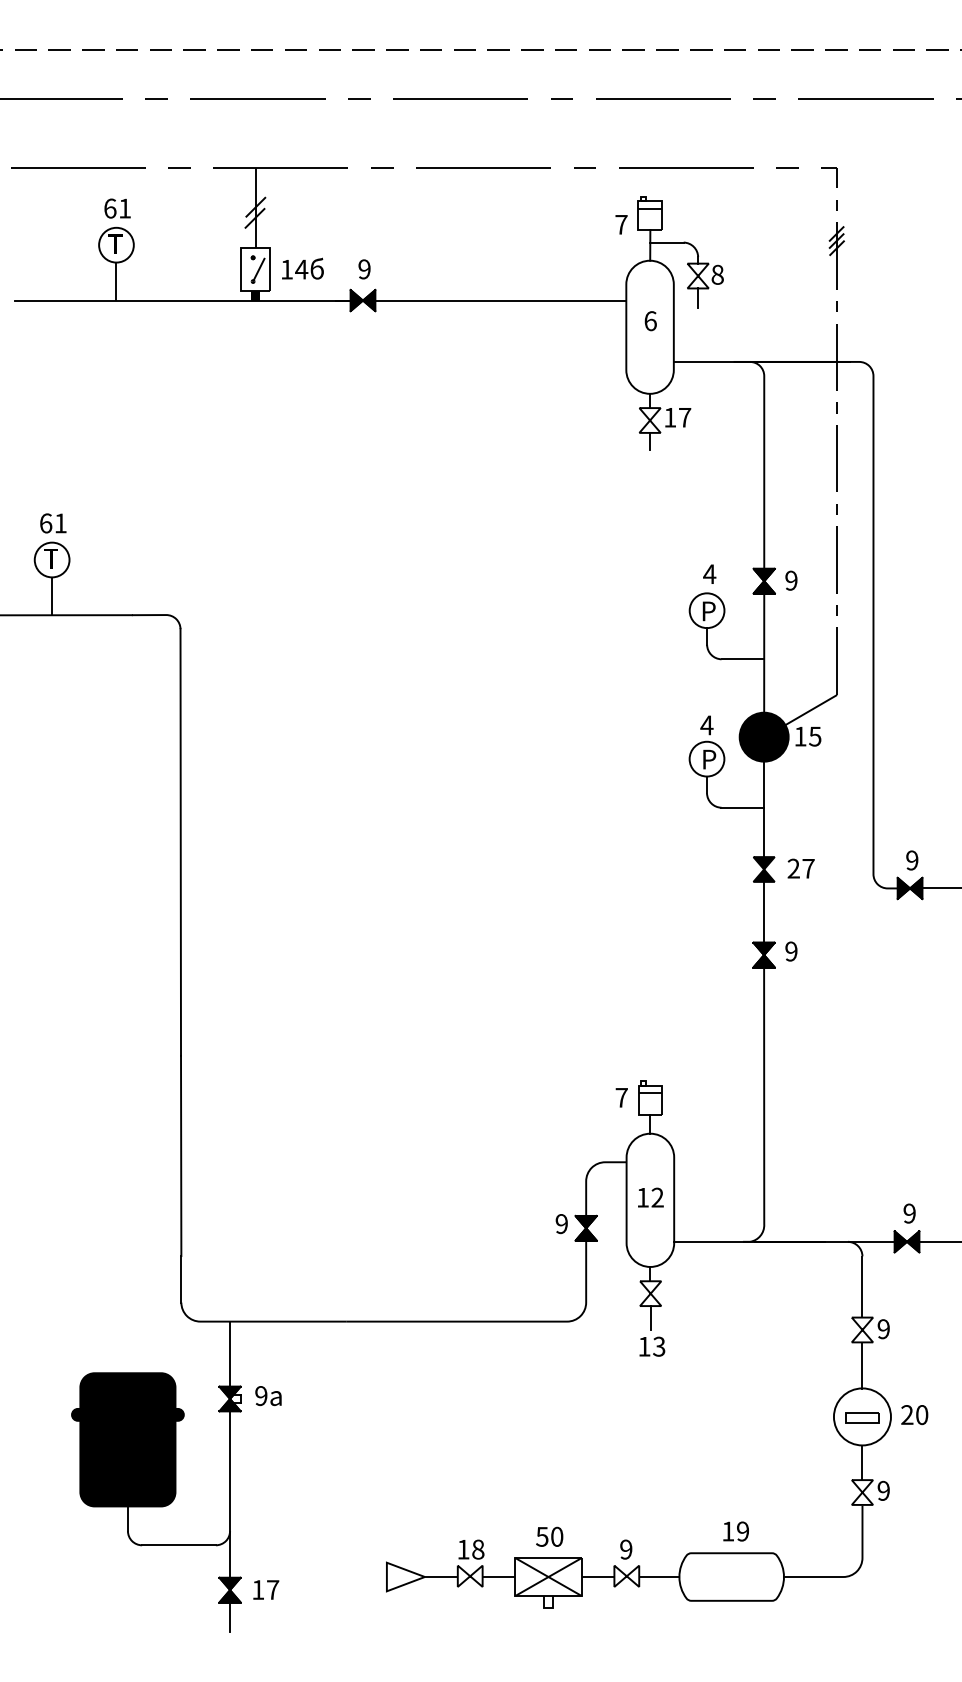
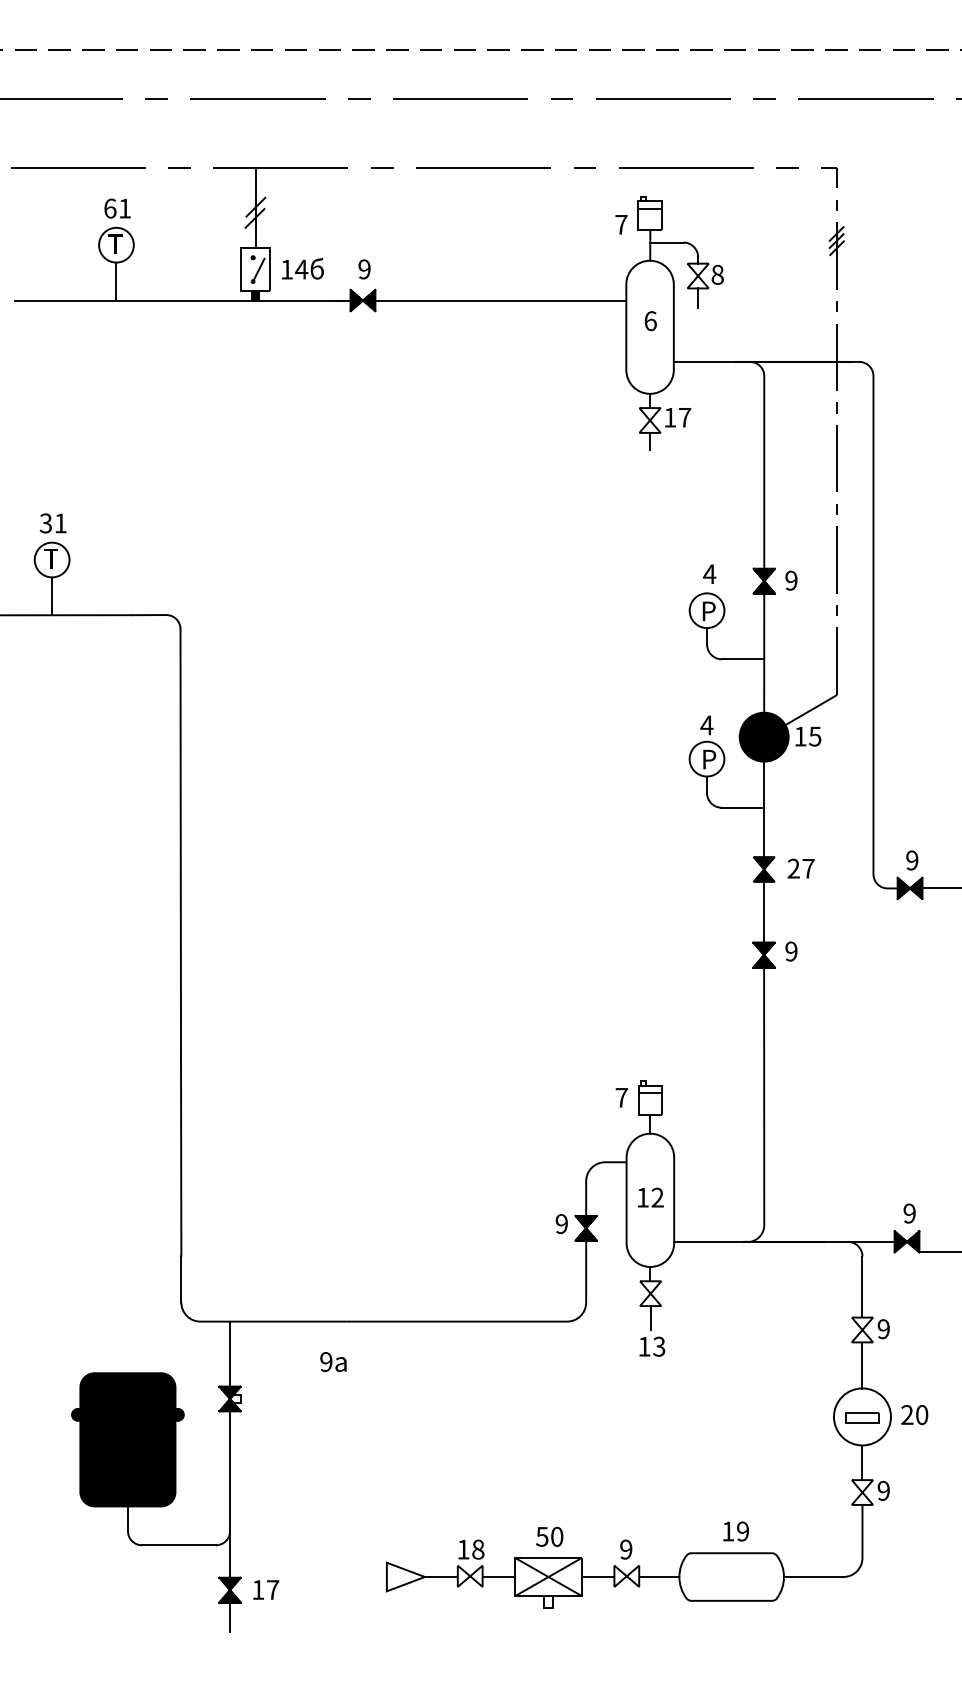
text: 61 -> 31 (45, 523)
line position: (938, 1241) -> (938, 1251) (938, 1251)
text position: (268, 1396) -> (333, 1362) (333, 1362)
